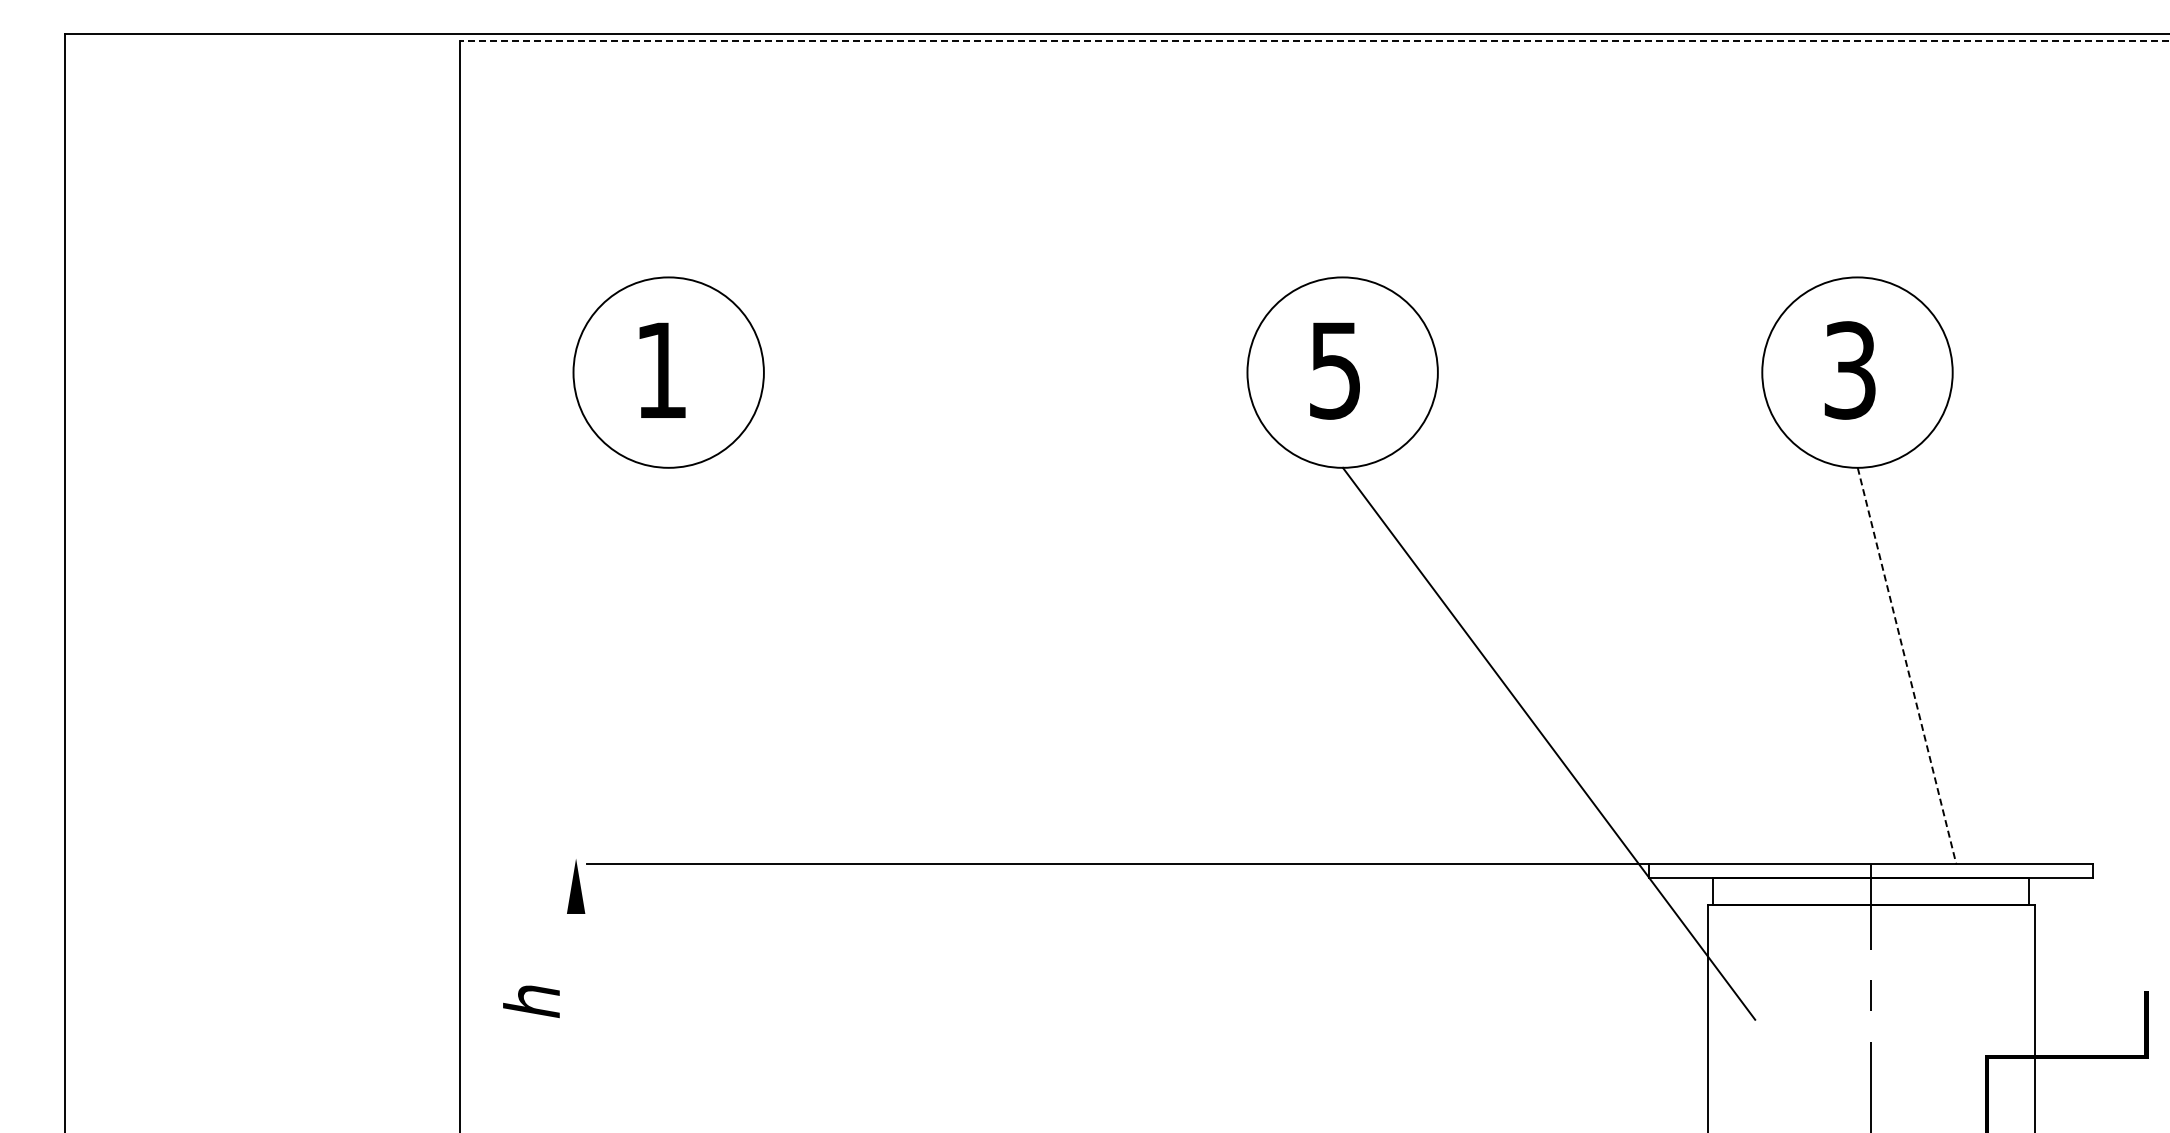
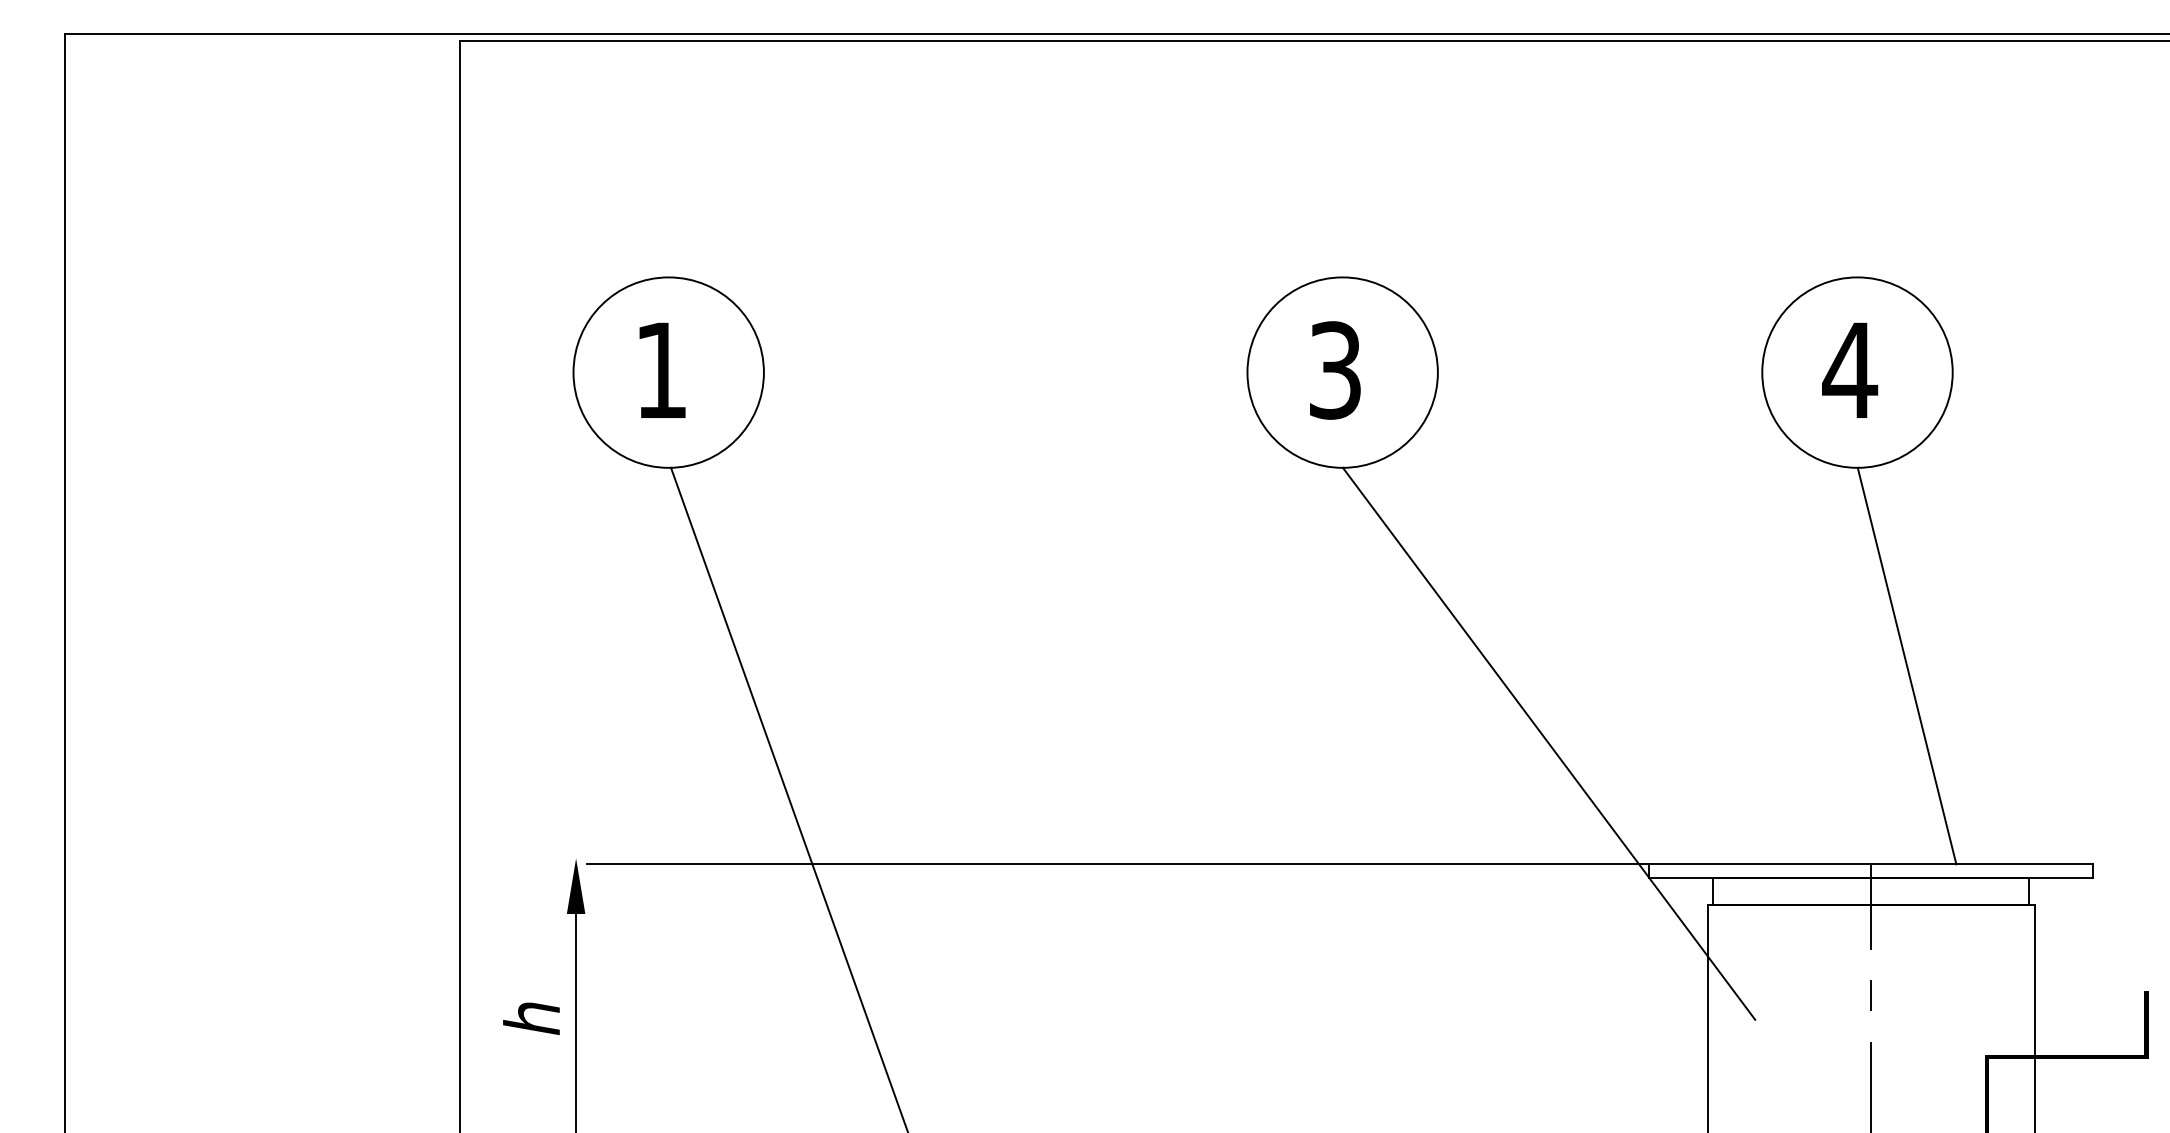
line: dashed -> solid (1314, 40)
text: 5 -> 3 (1335, 370)
text: 3 -> 4 (1850, 370)
line: dashed -> solid (1907, 666)
line: none -> present (788, 798)
text position: (531, 1001) -> (531, 1018) (531, 1018)
line: none -> present (576, 1021)
